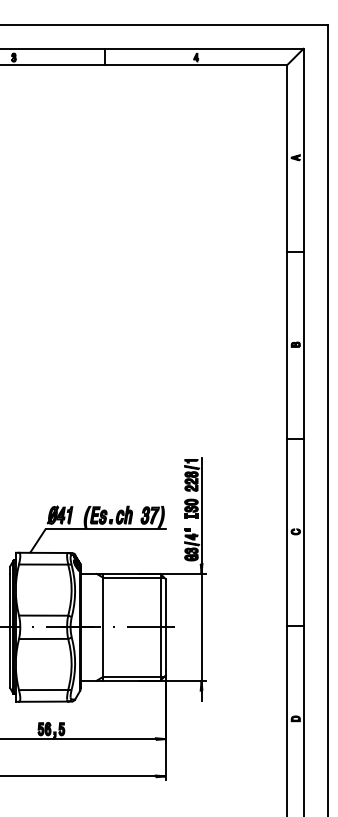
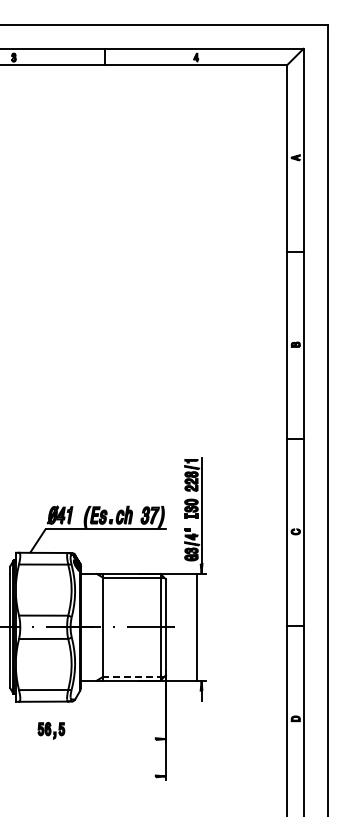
line position: (201, 627) -> (196, 627) (196, 627)
line: solid -> dashed (133, 676)
line: present -> none (78, 739)
line: present -> none (78, 776)
